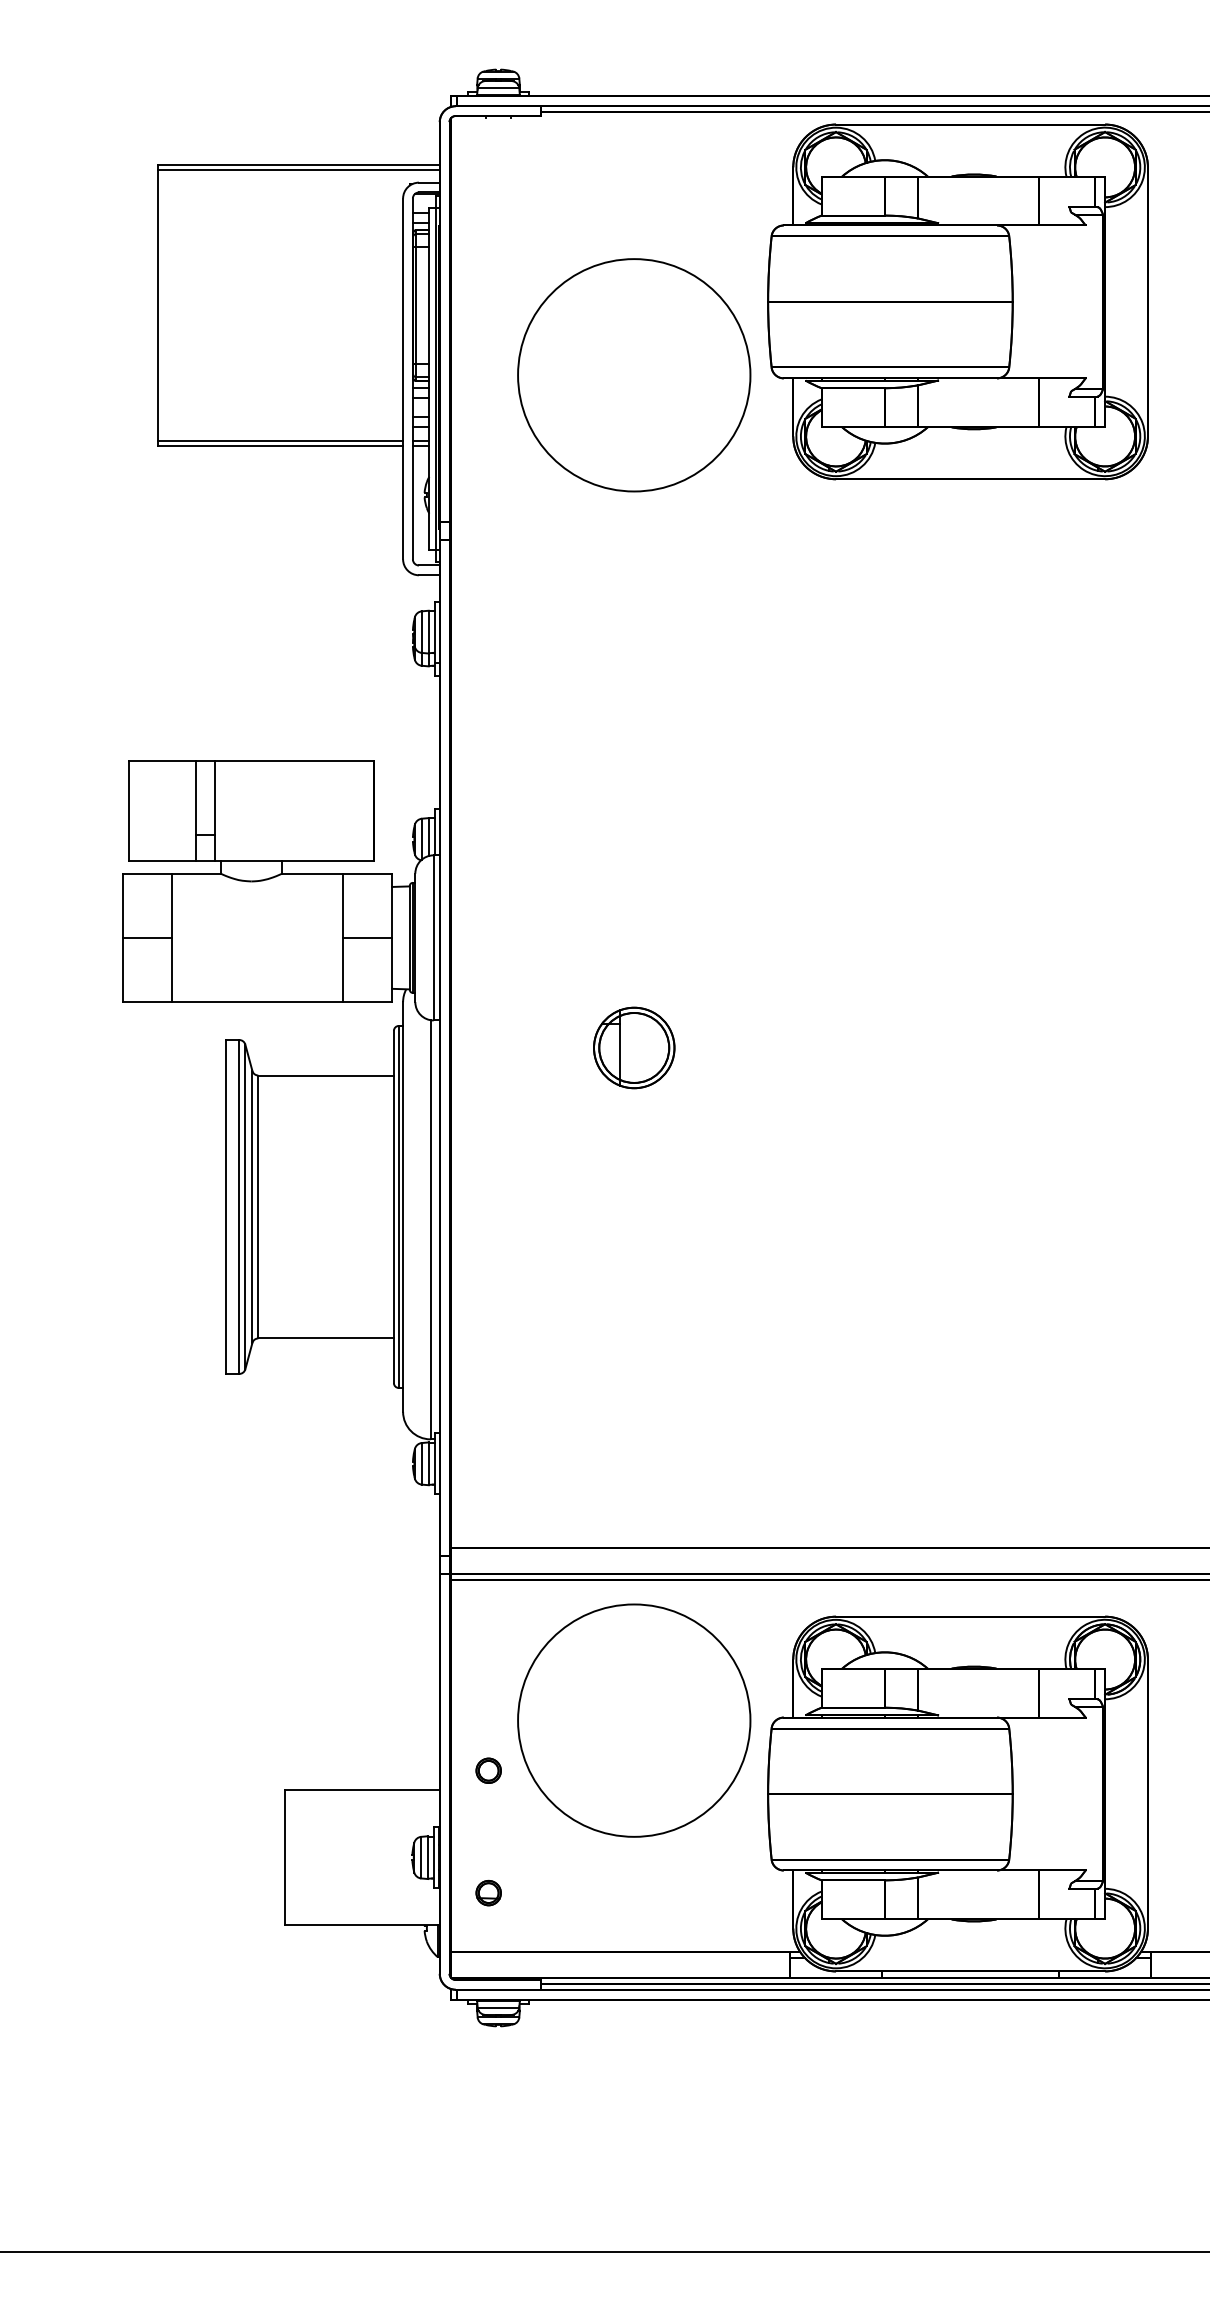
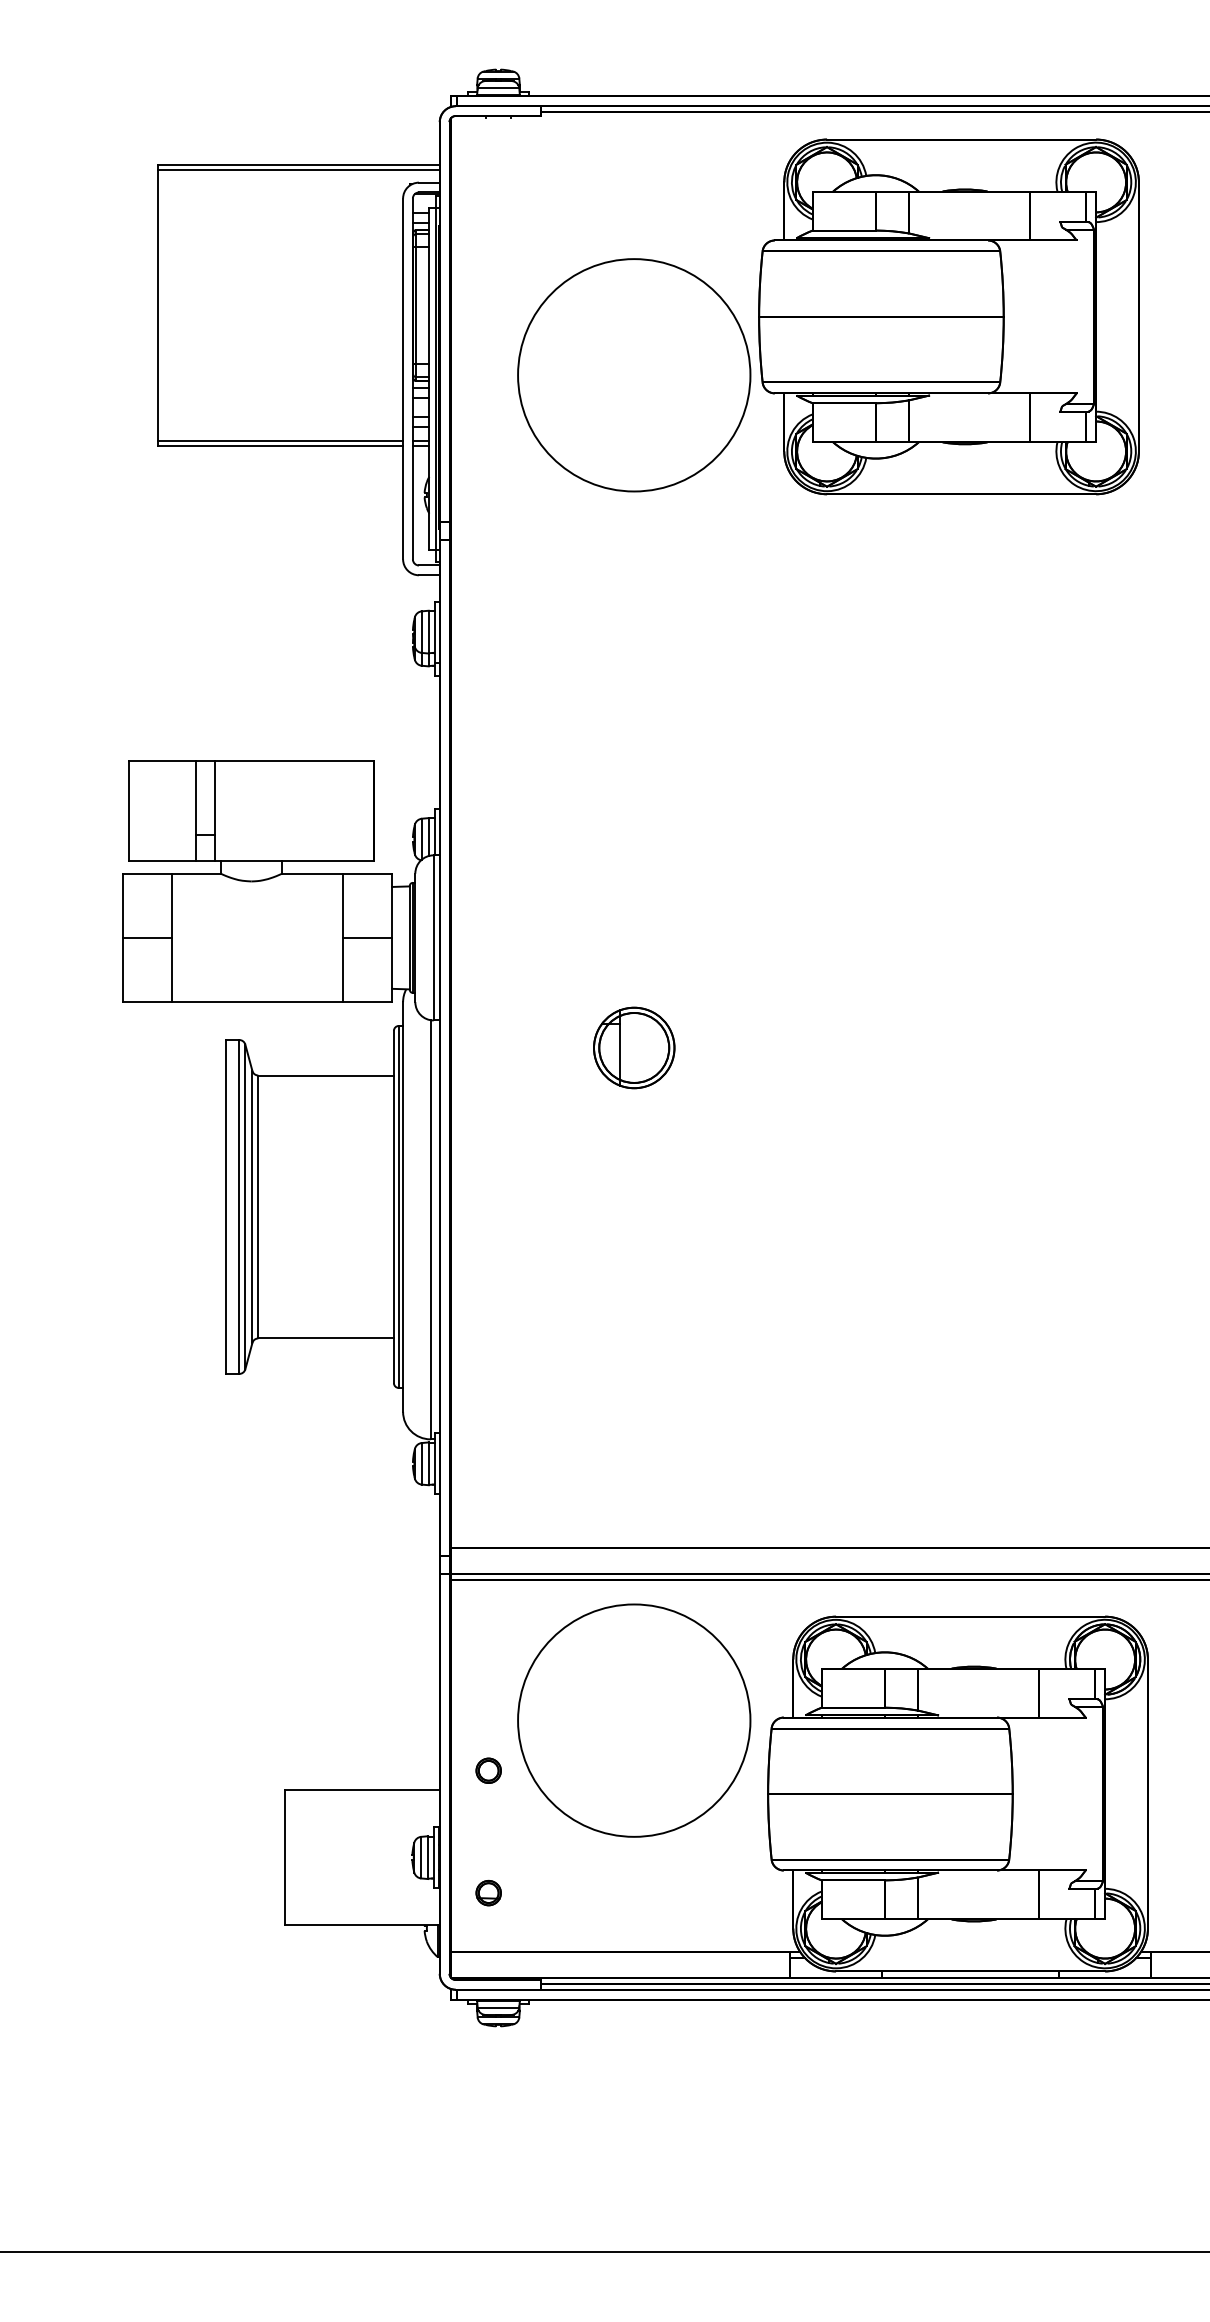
part position: (957, 301) -> (948, 316) (948, 316)
